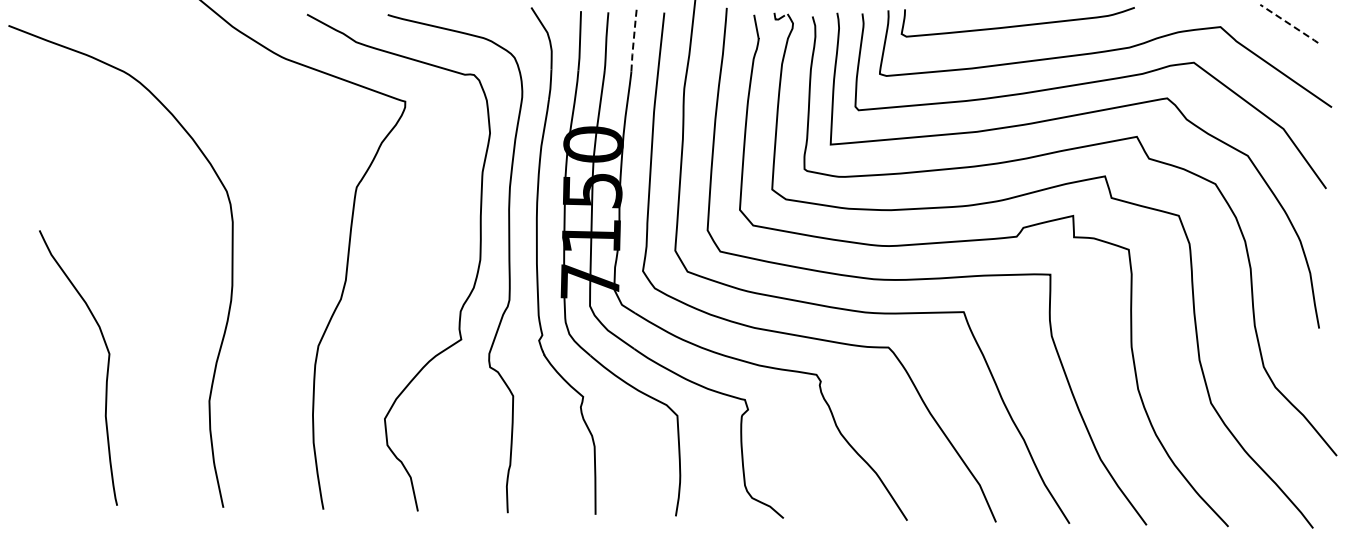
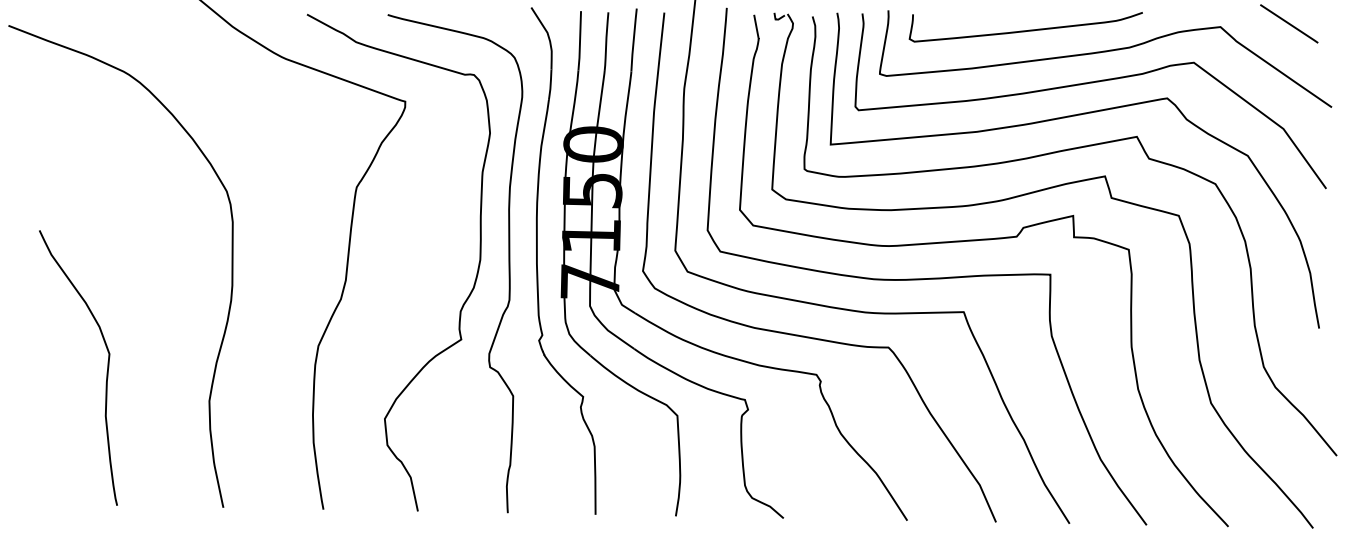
line: dashed -> solid (1289, 23)
curve position: (1017, 25) -> (1025, 30) (1025, 30)
line: dashed -> solid (633, 39)
